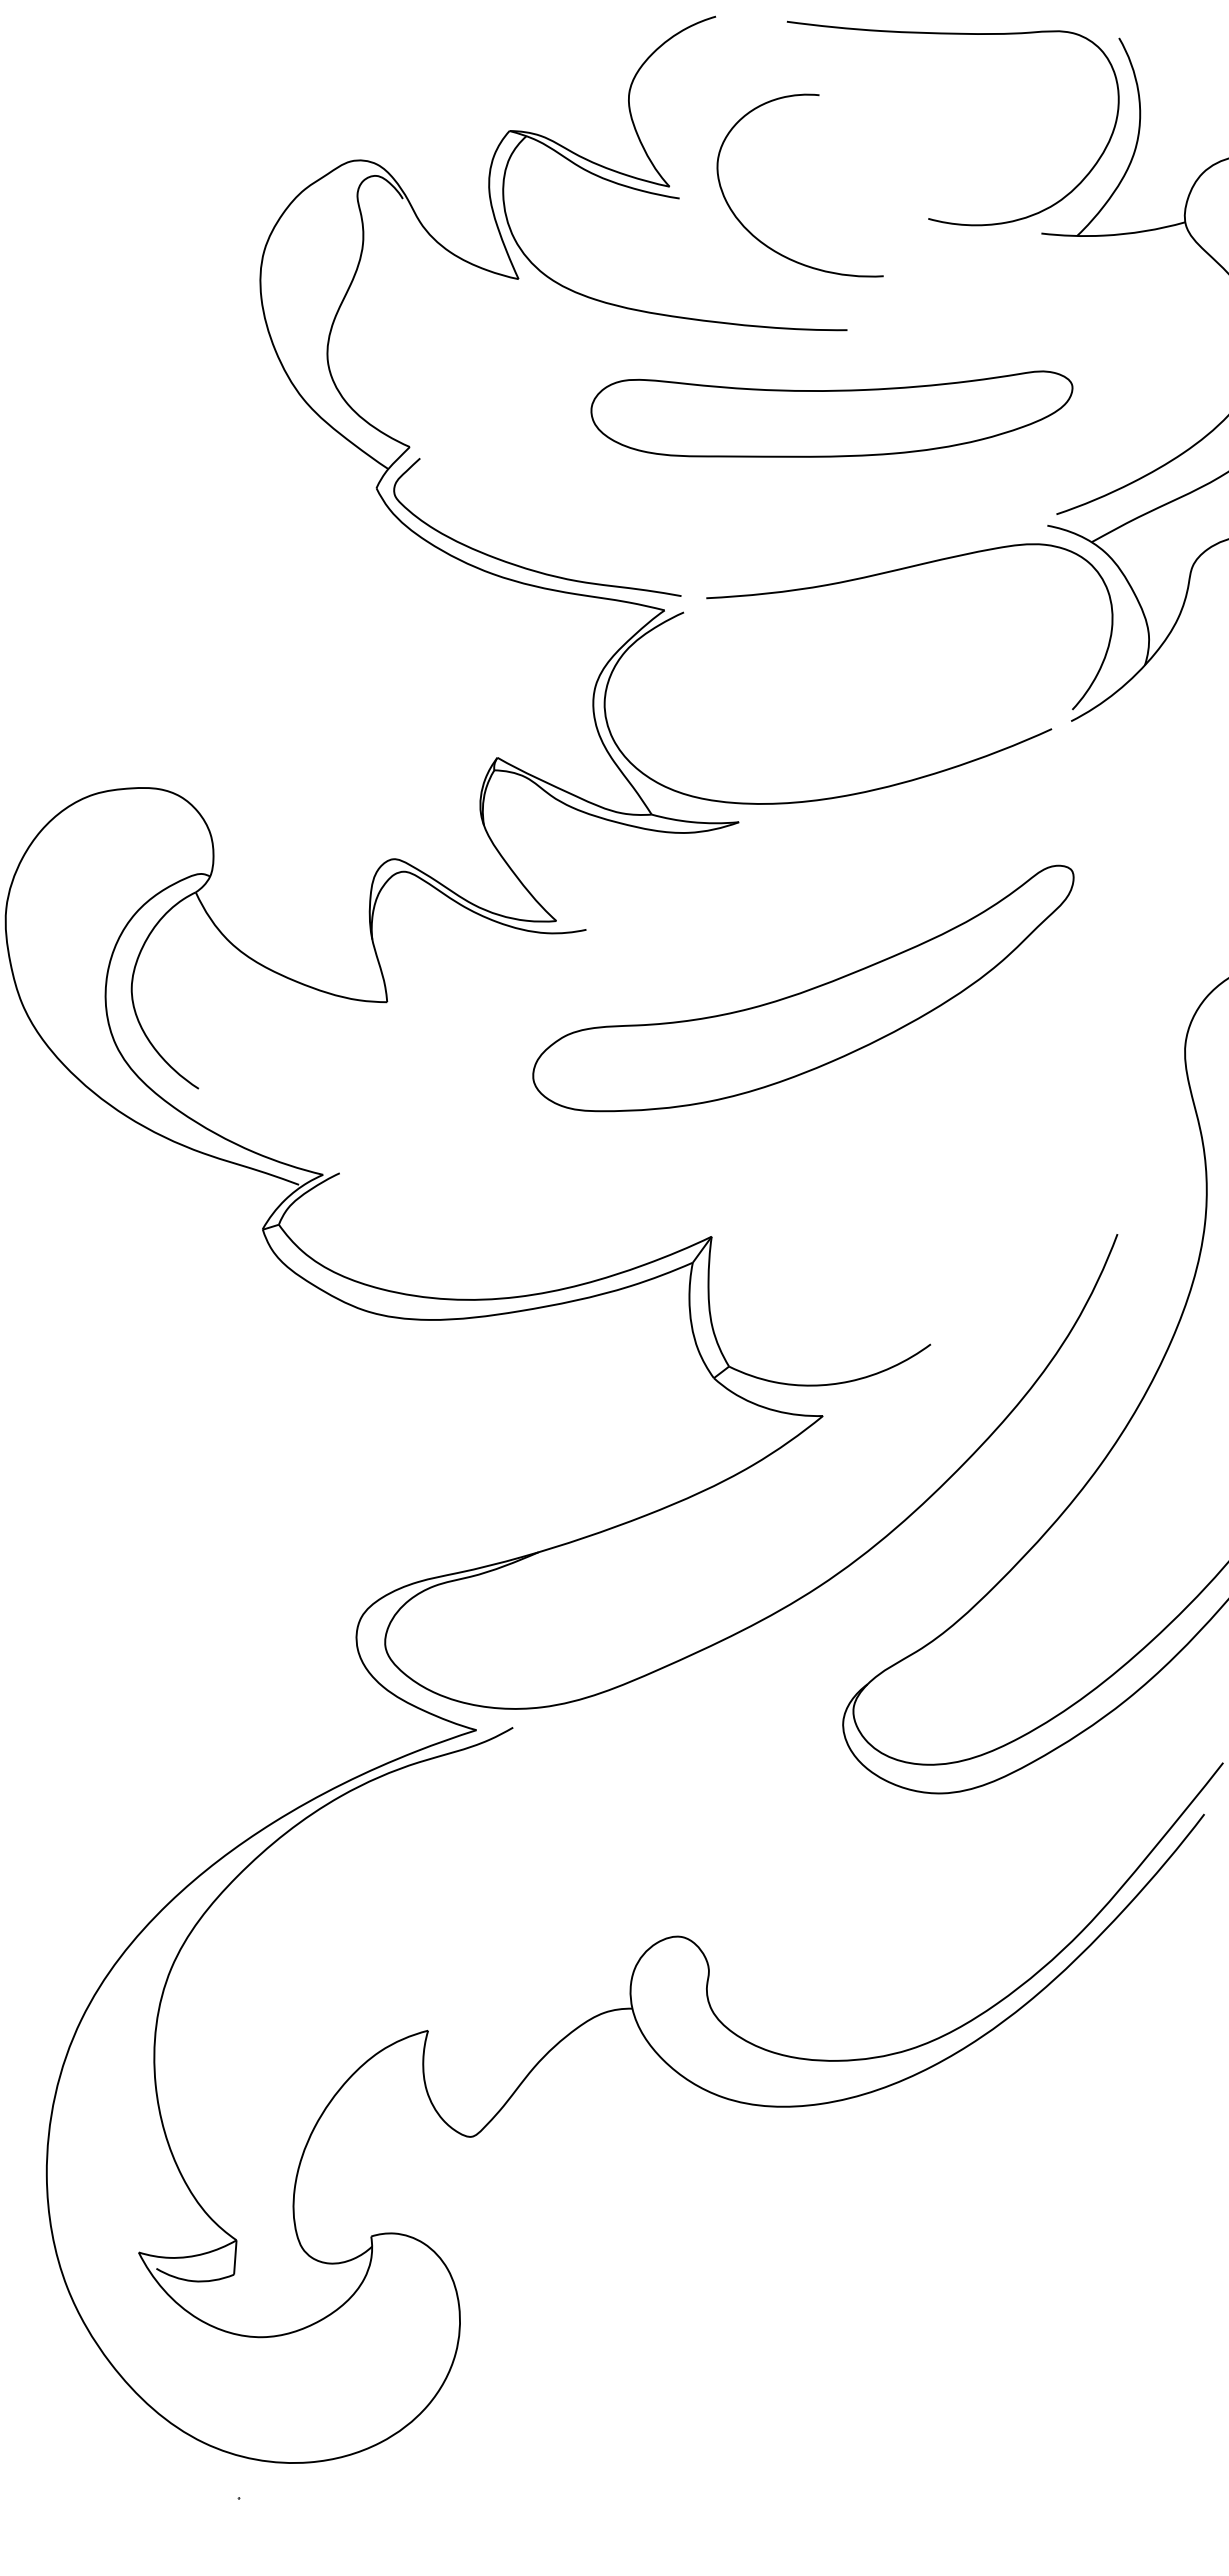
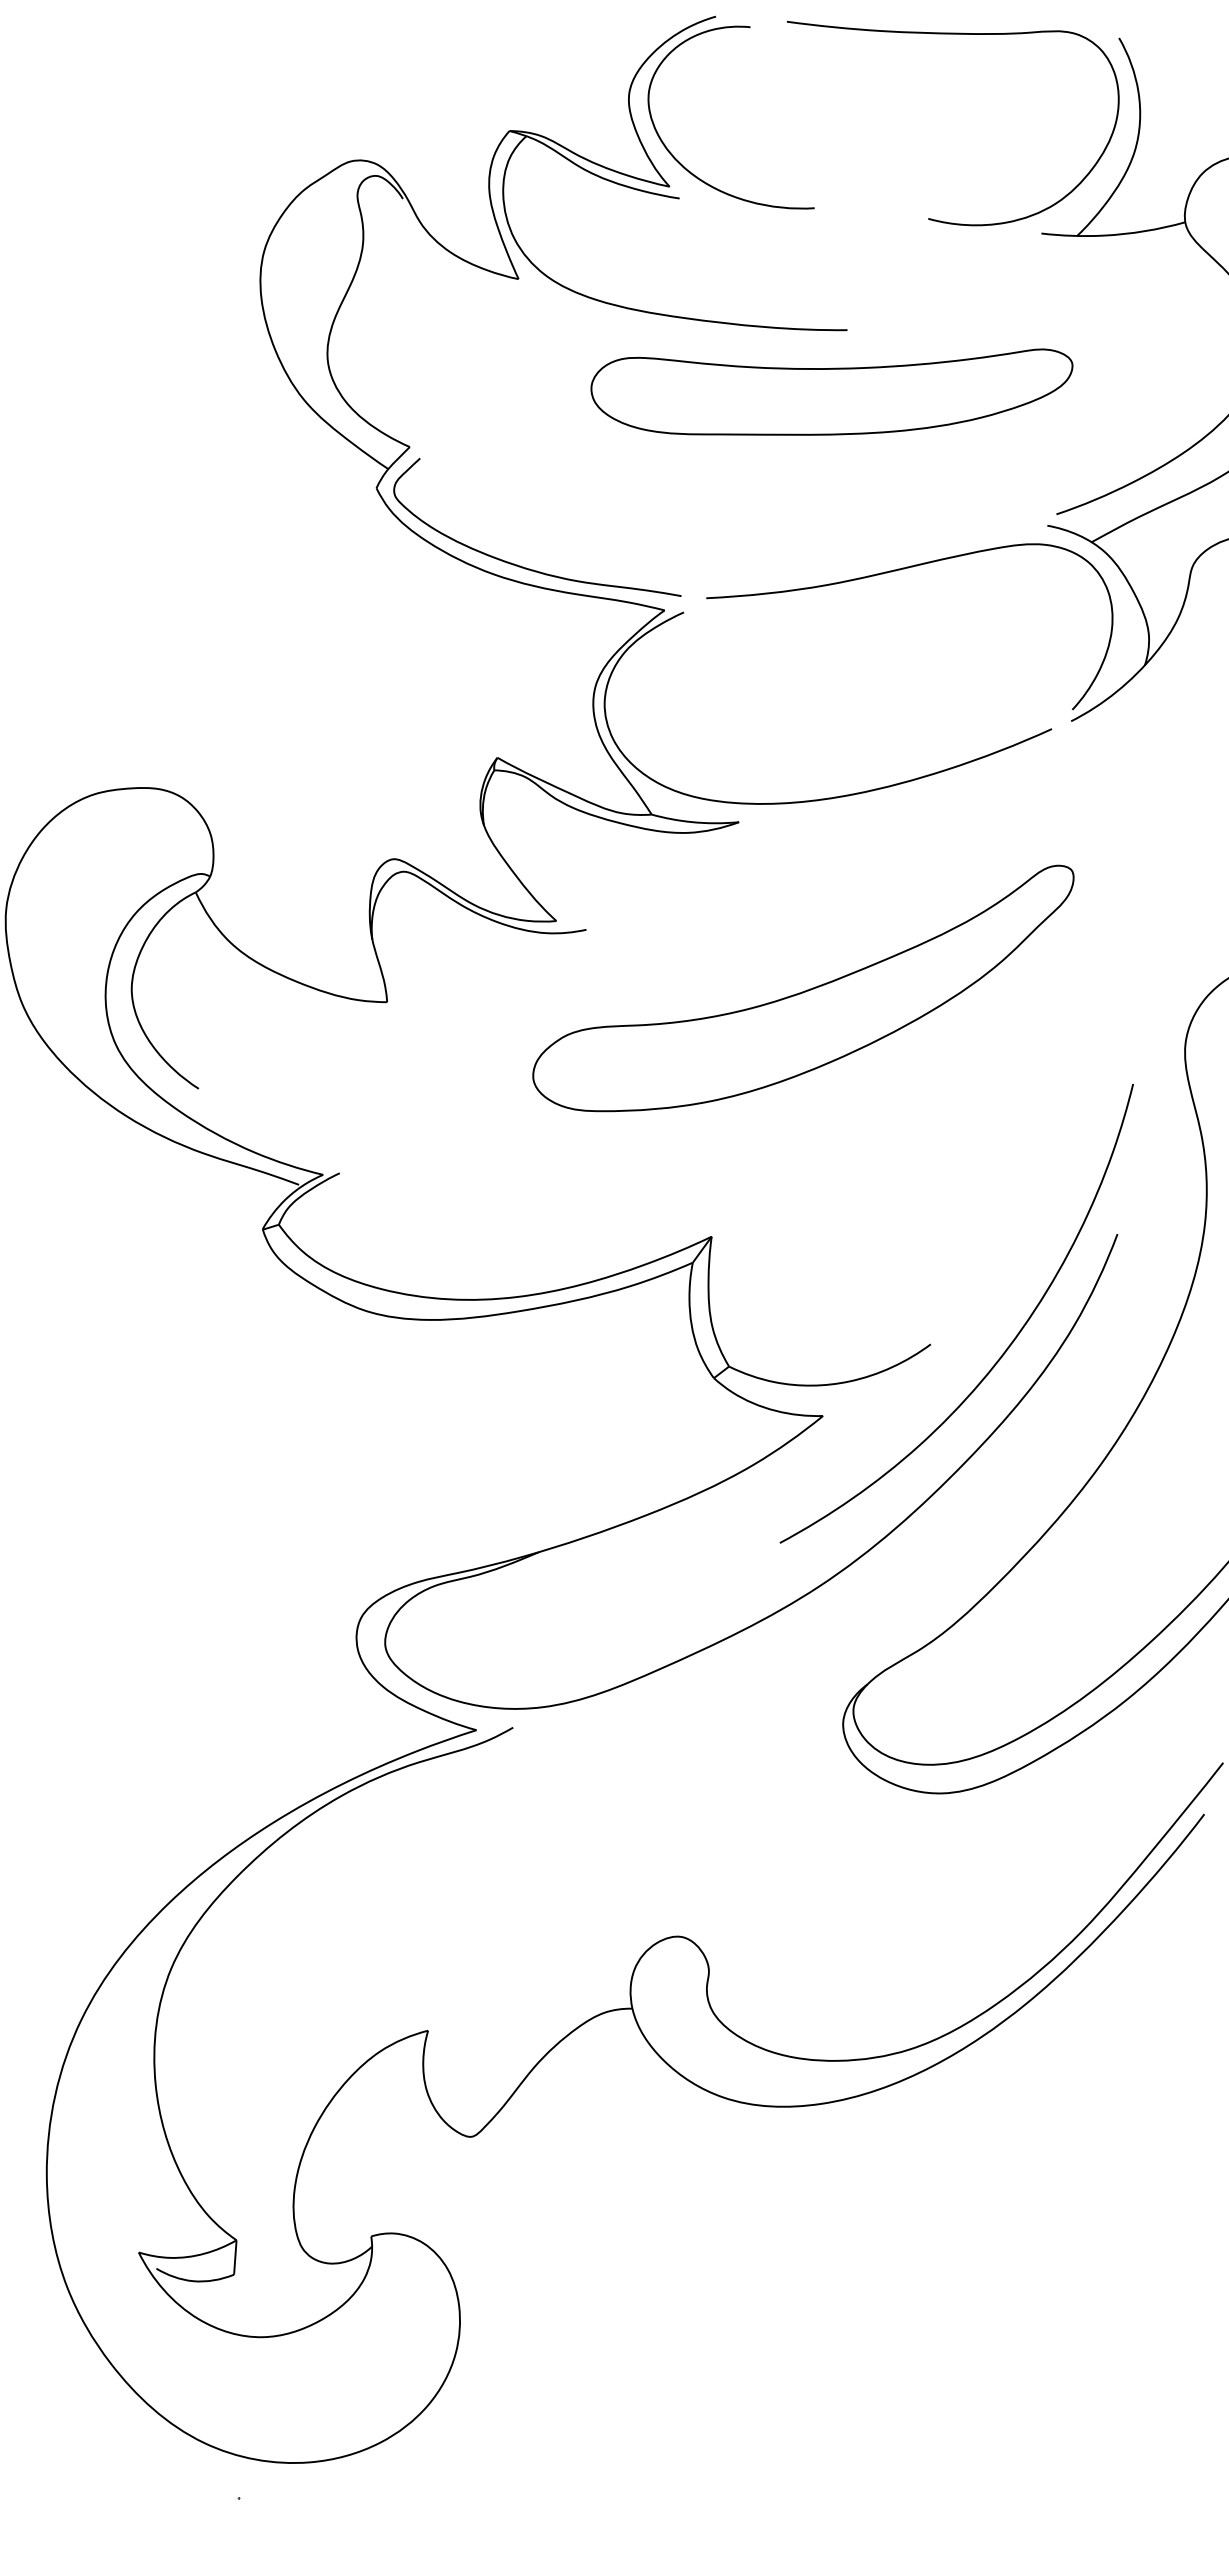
curve position: (757, 237) -> (688, 169) (688, 169)
part position: (831, 413) -> (831, 391) (831, 391)
curve: none -> present (1005, 1349)
